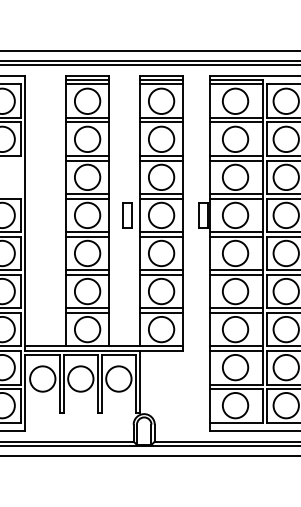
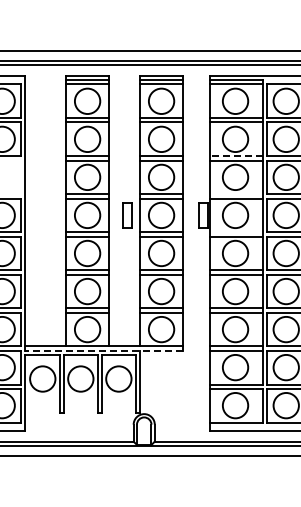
line: solid -> dashed (236, 156)
line: present -> none (236, 194)
line: present -> none (236, 232)
line: solid -> dashed (104, 350)
